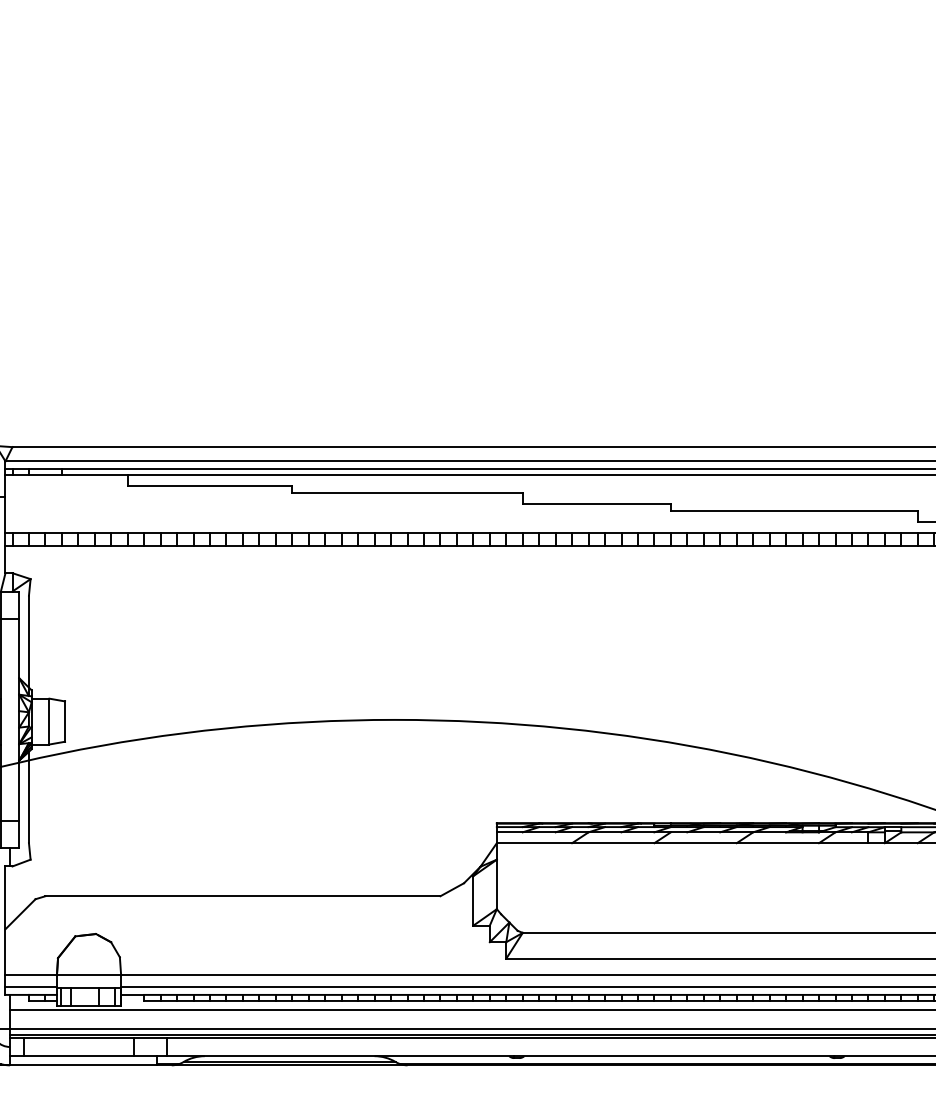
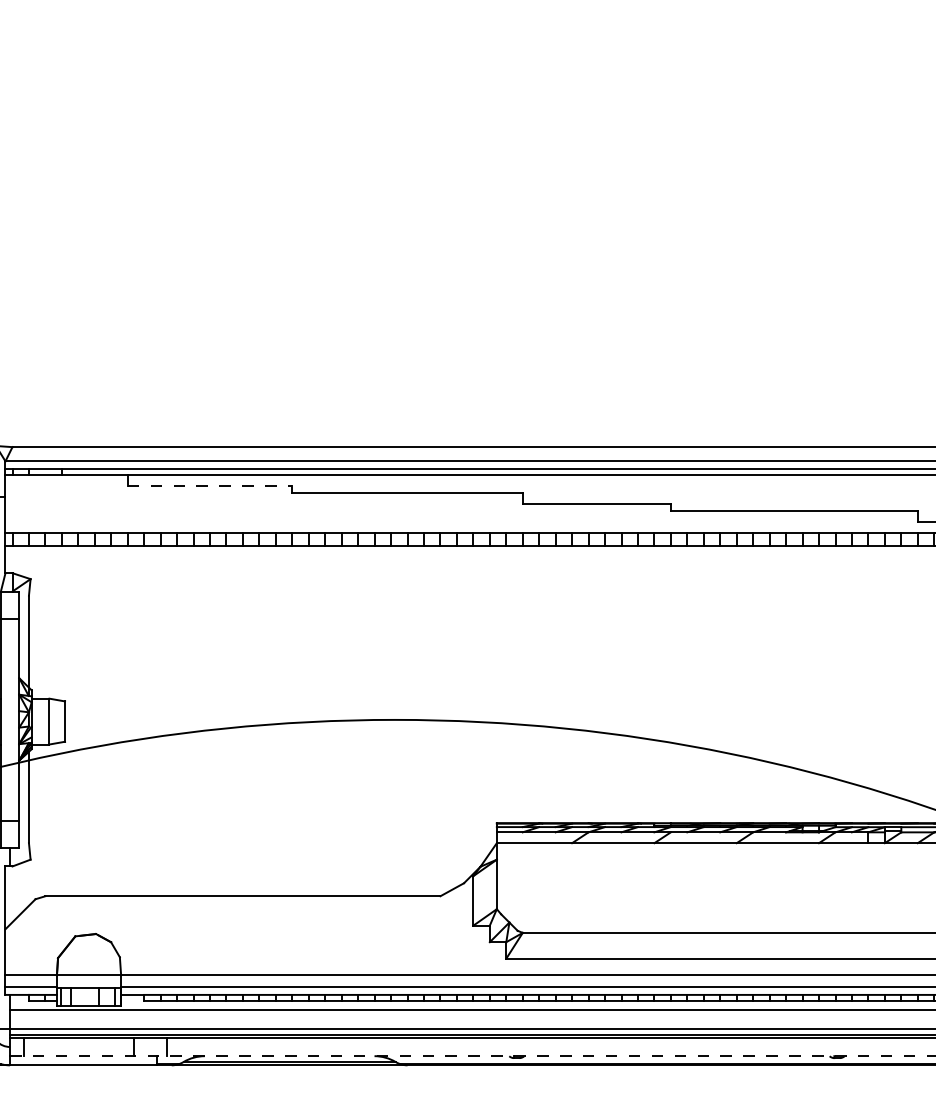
line: solid -> dashed (210, 486)
line: solid -> dashed (473, 1056)
